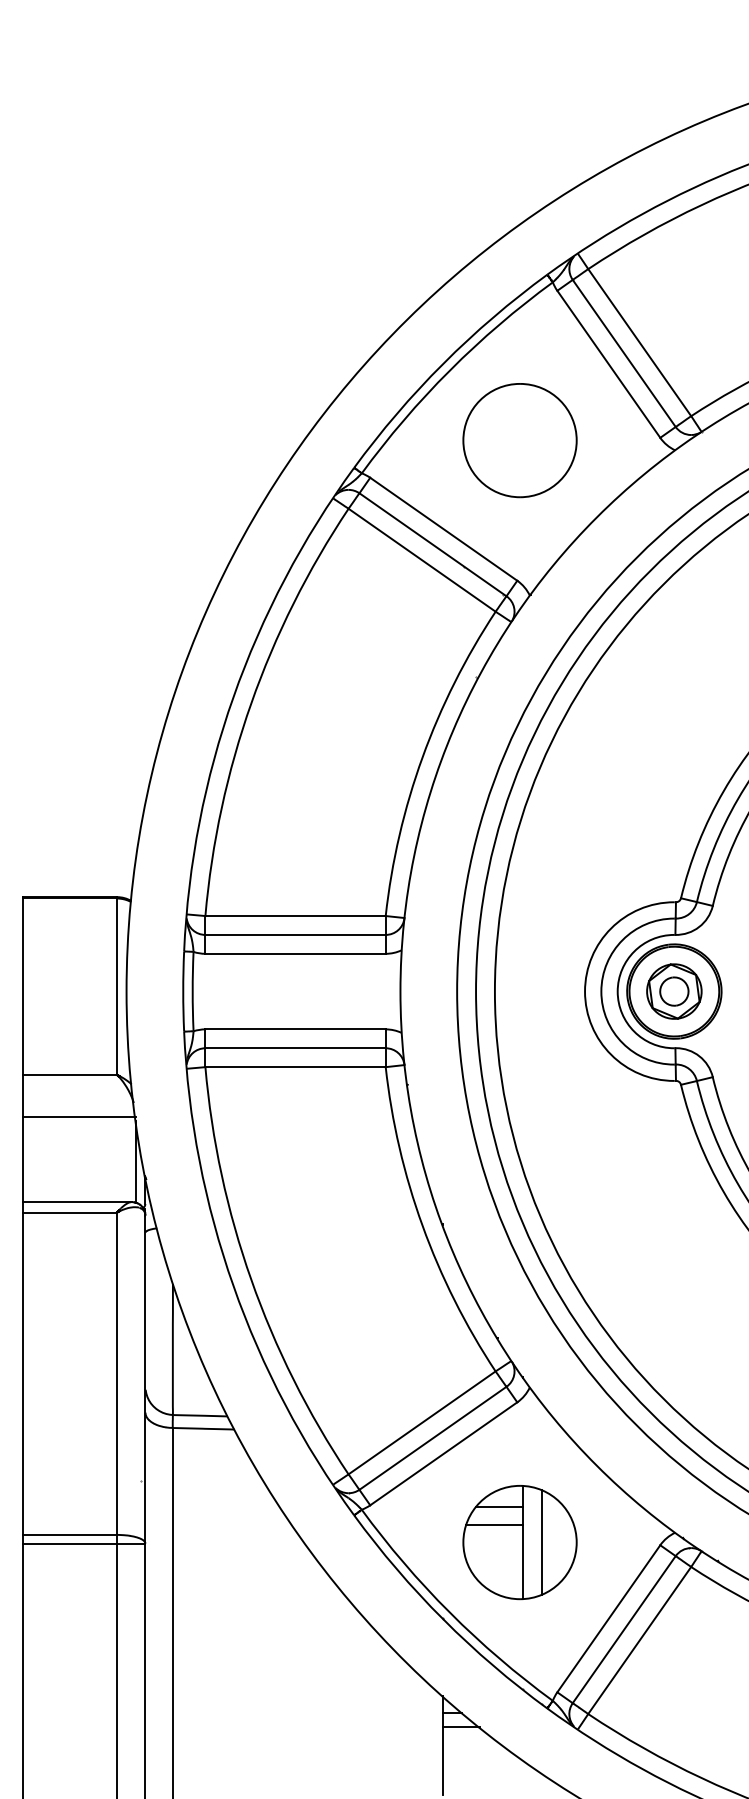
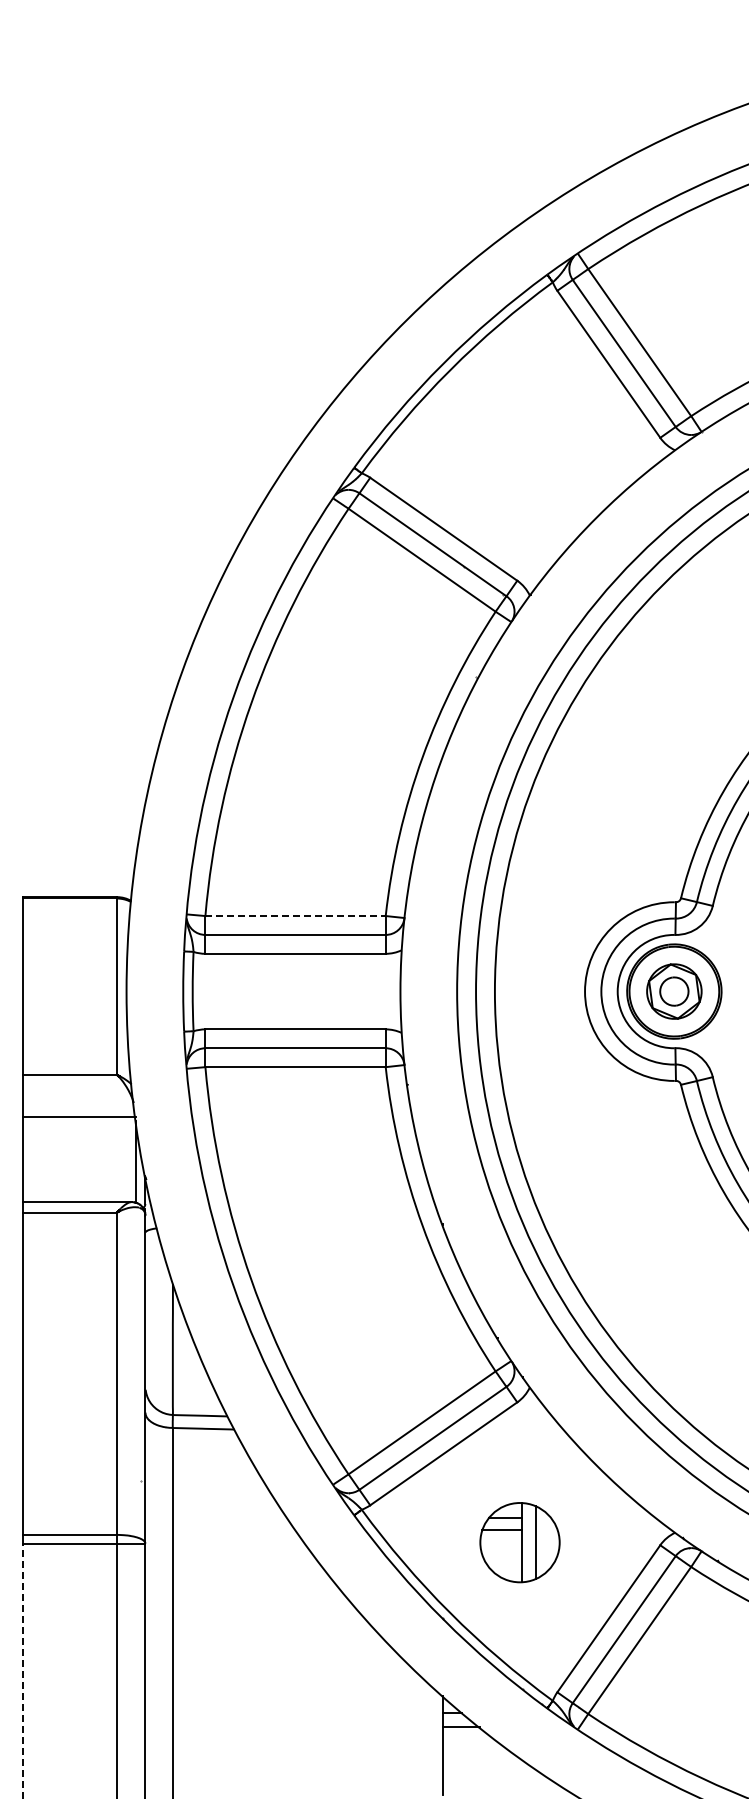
part: present -> none (519, 440)
line: solid -> dashed (296, 916)
part size: 116x116 px -> 82x82 px (519, 1542)
line: solid -> dashed (22, 1670)
